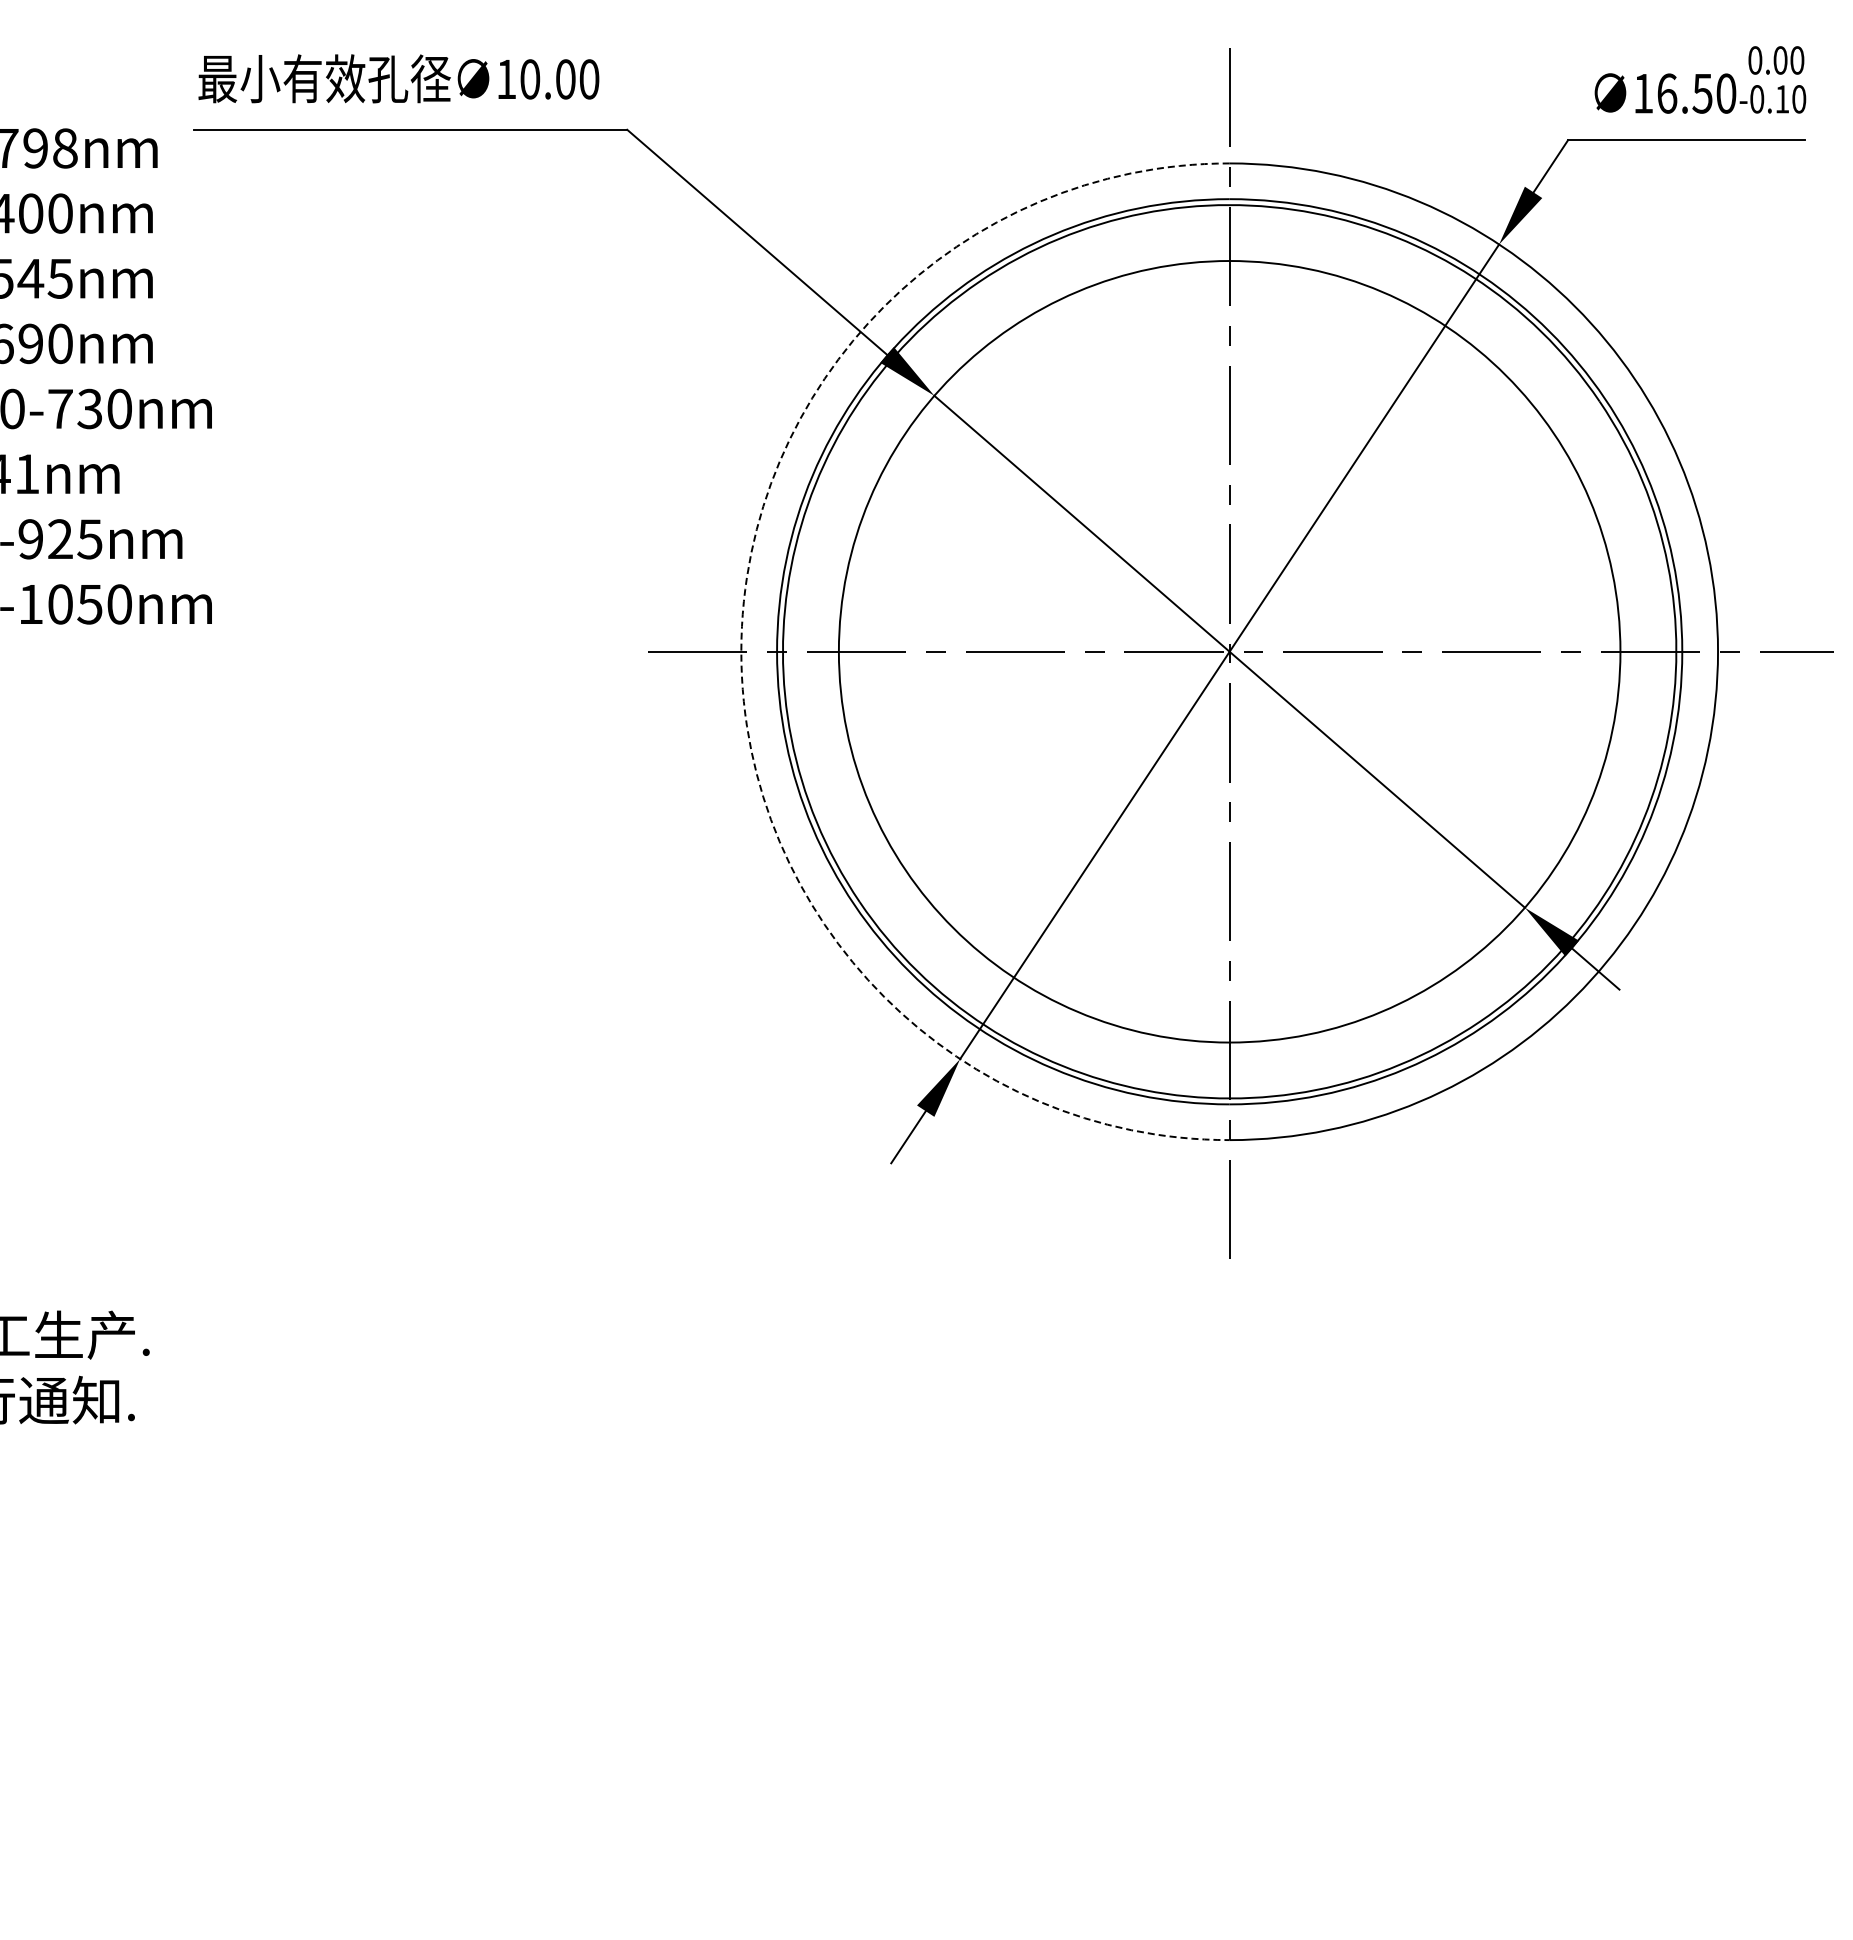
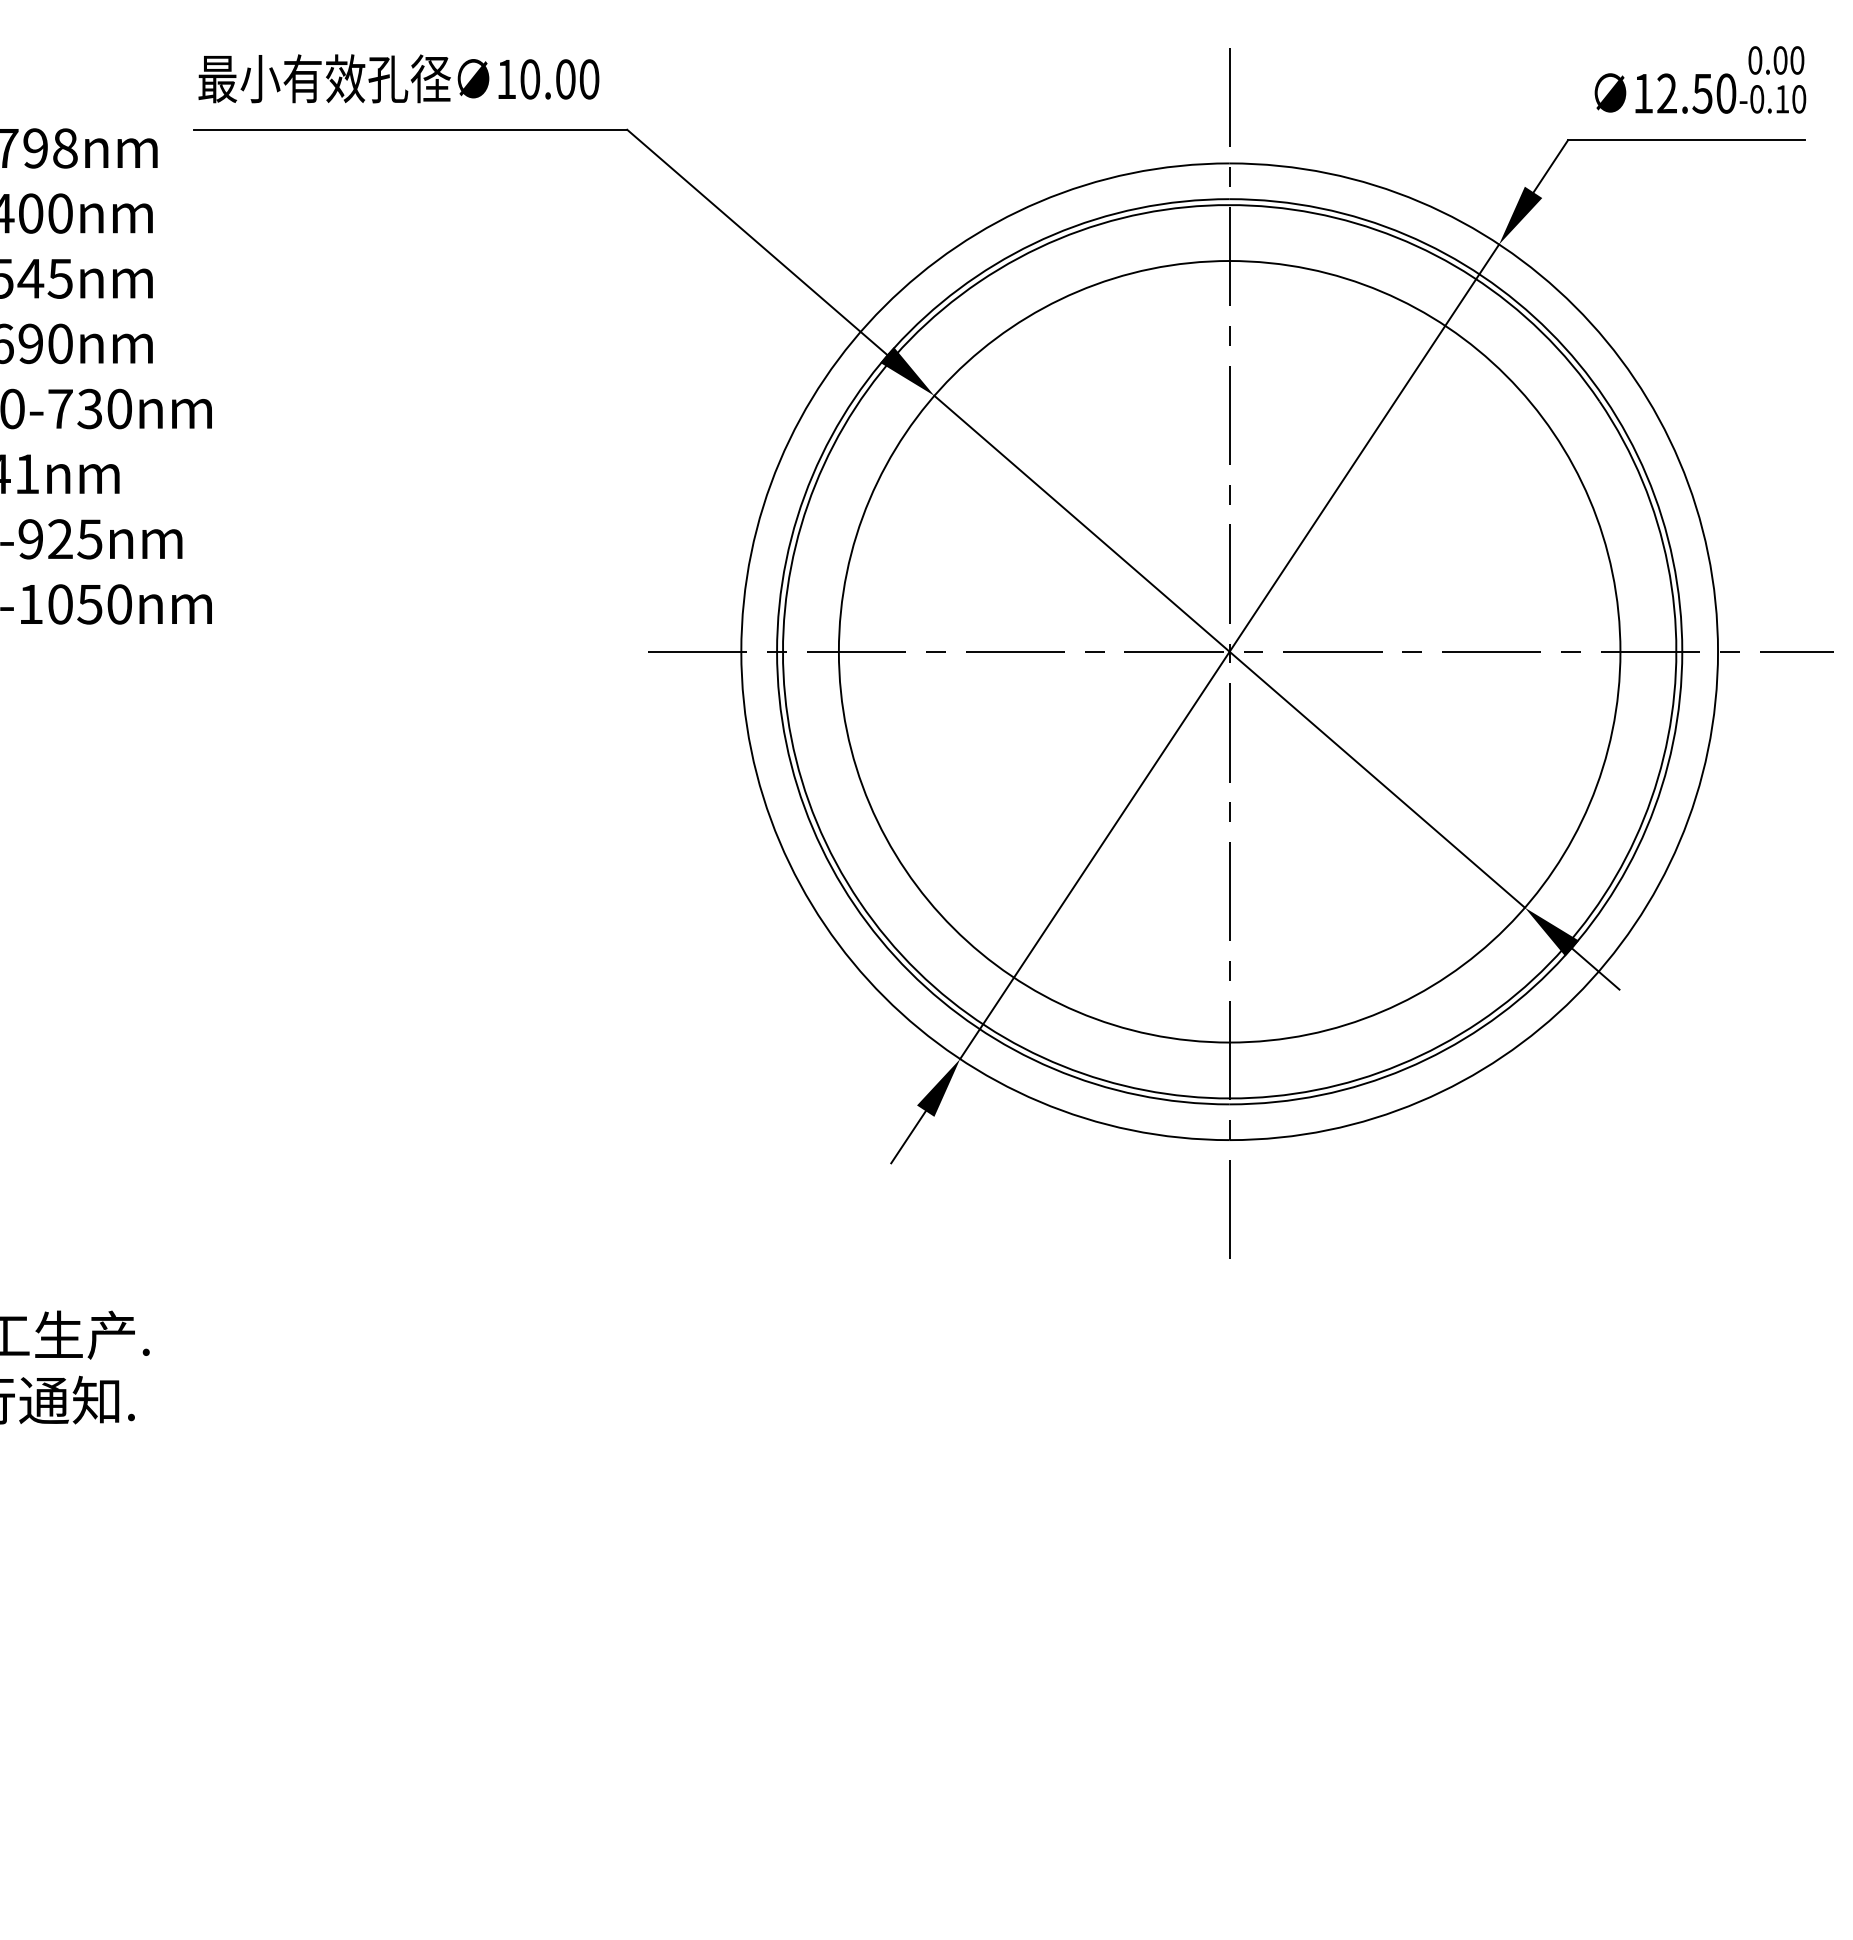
text: 16.50 -> 12.50 (1667, 93)
arc: dashed -> solid (741, 651)
